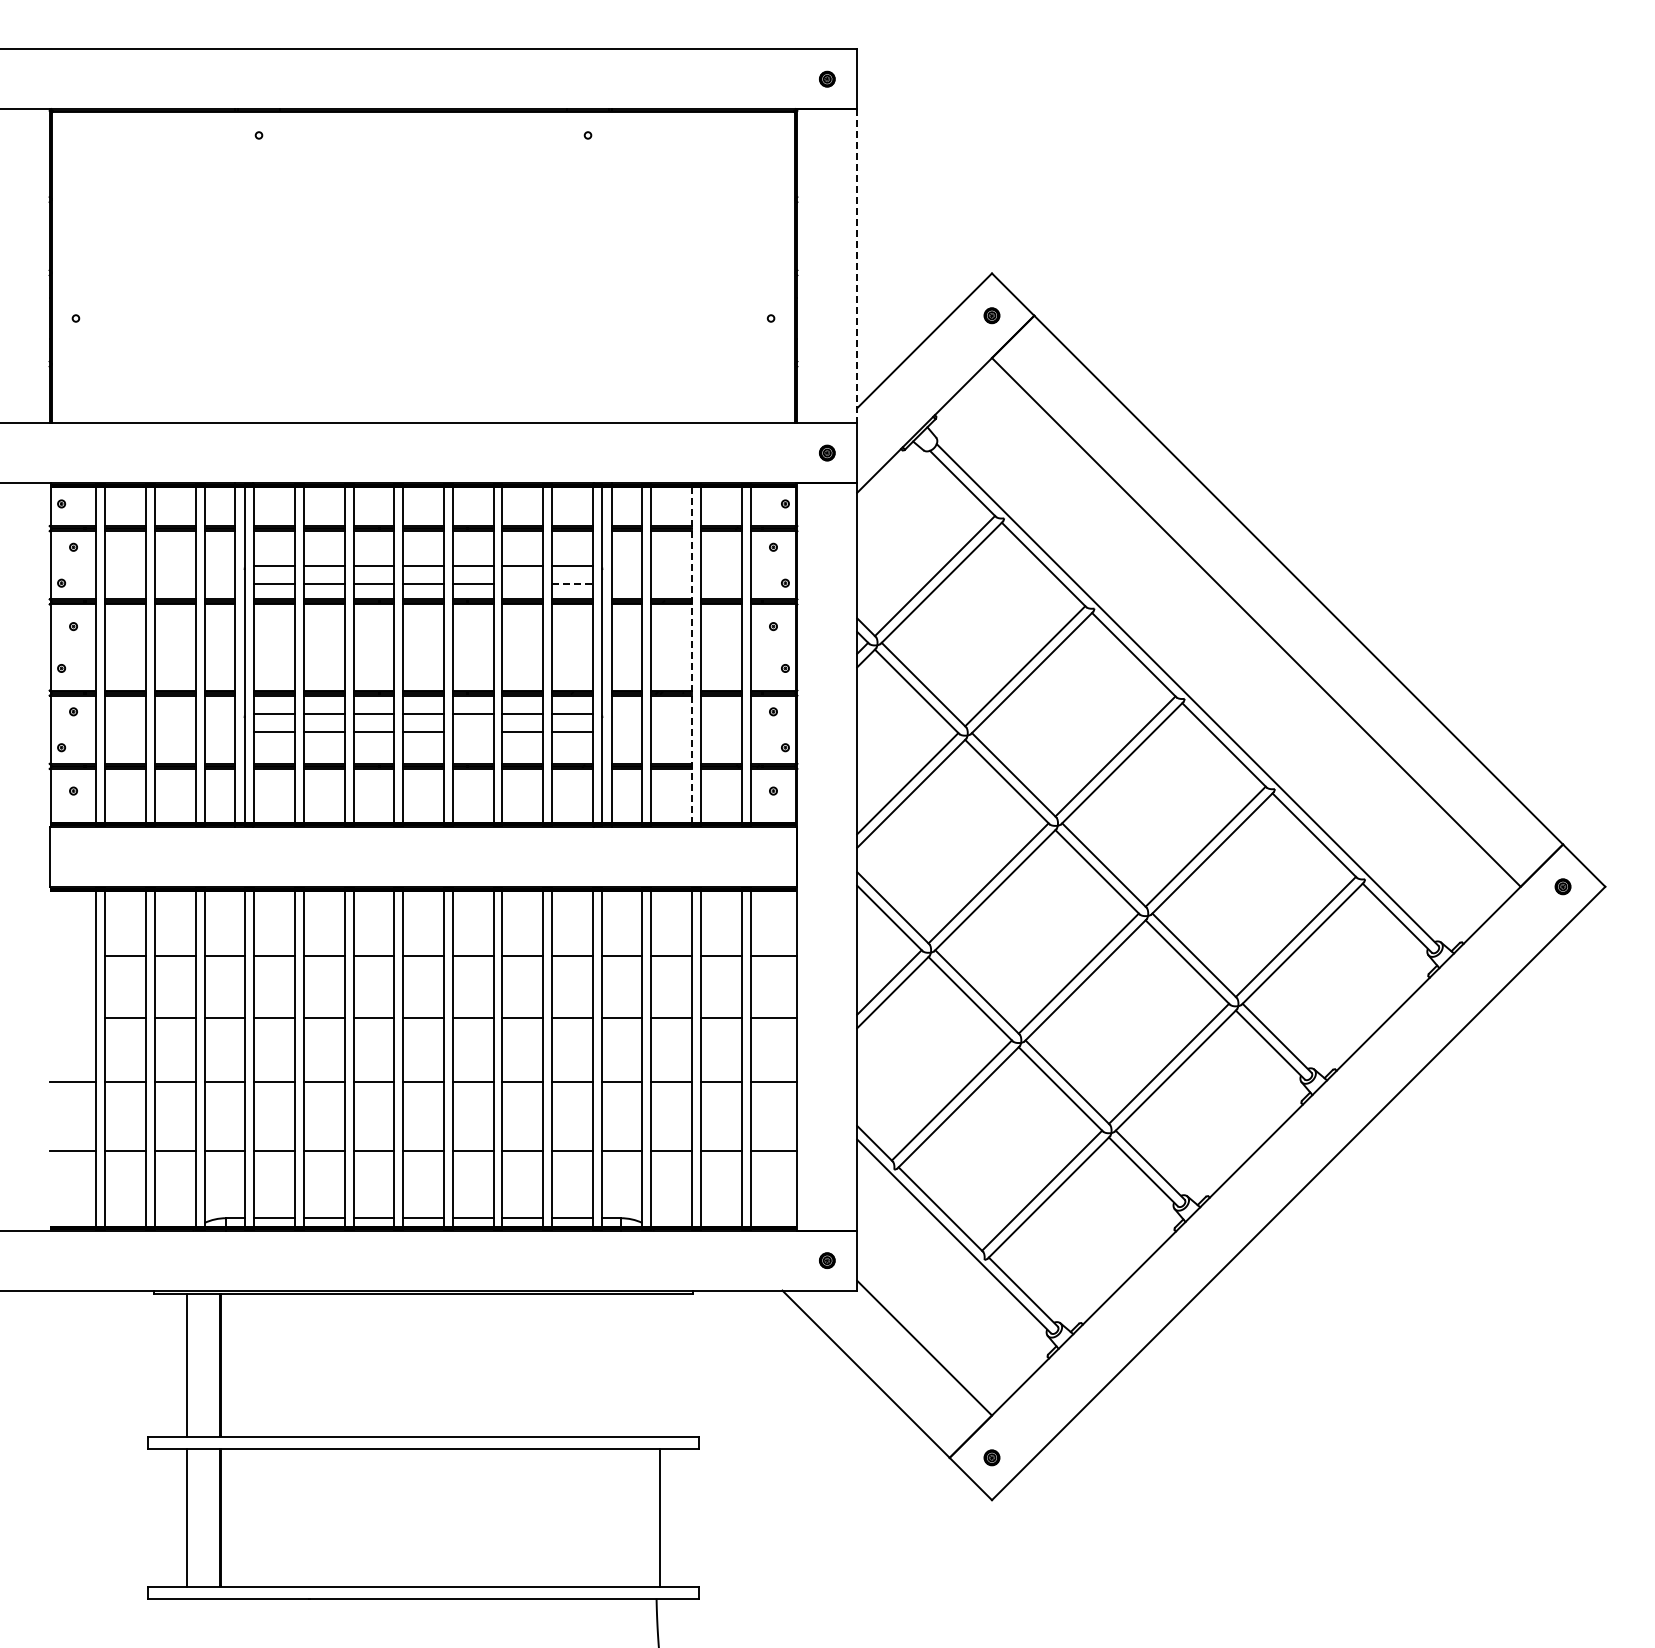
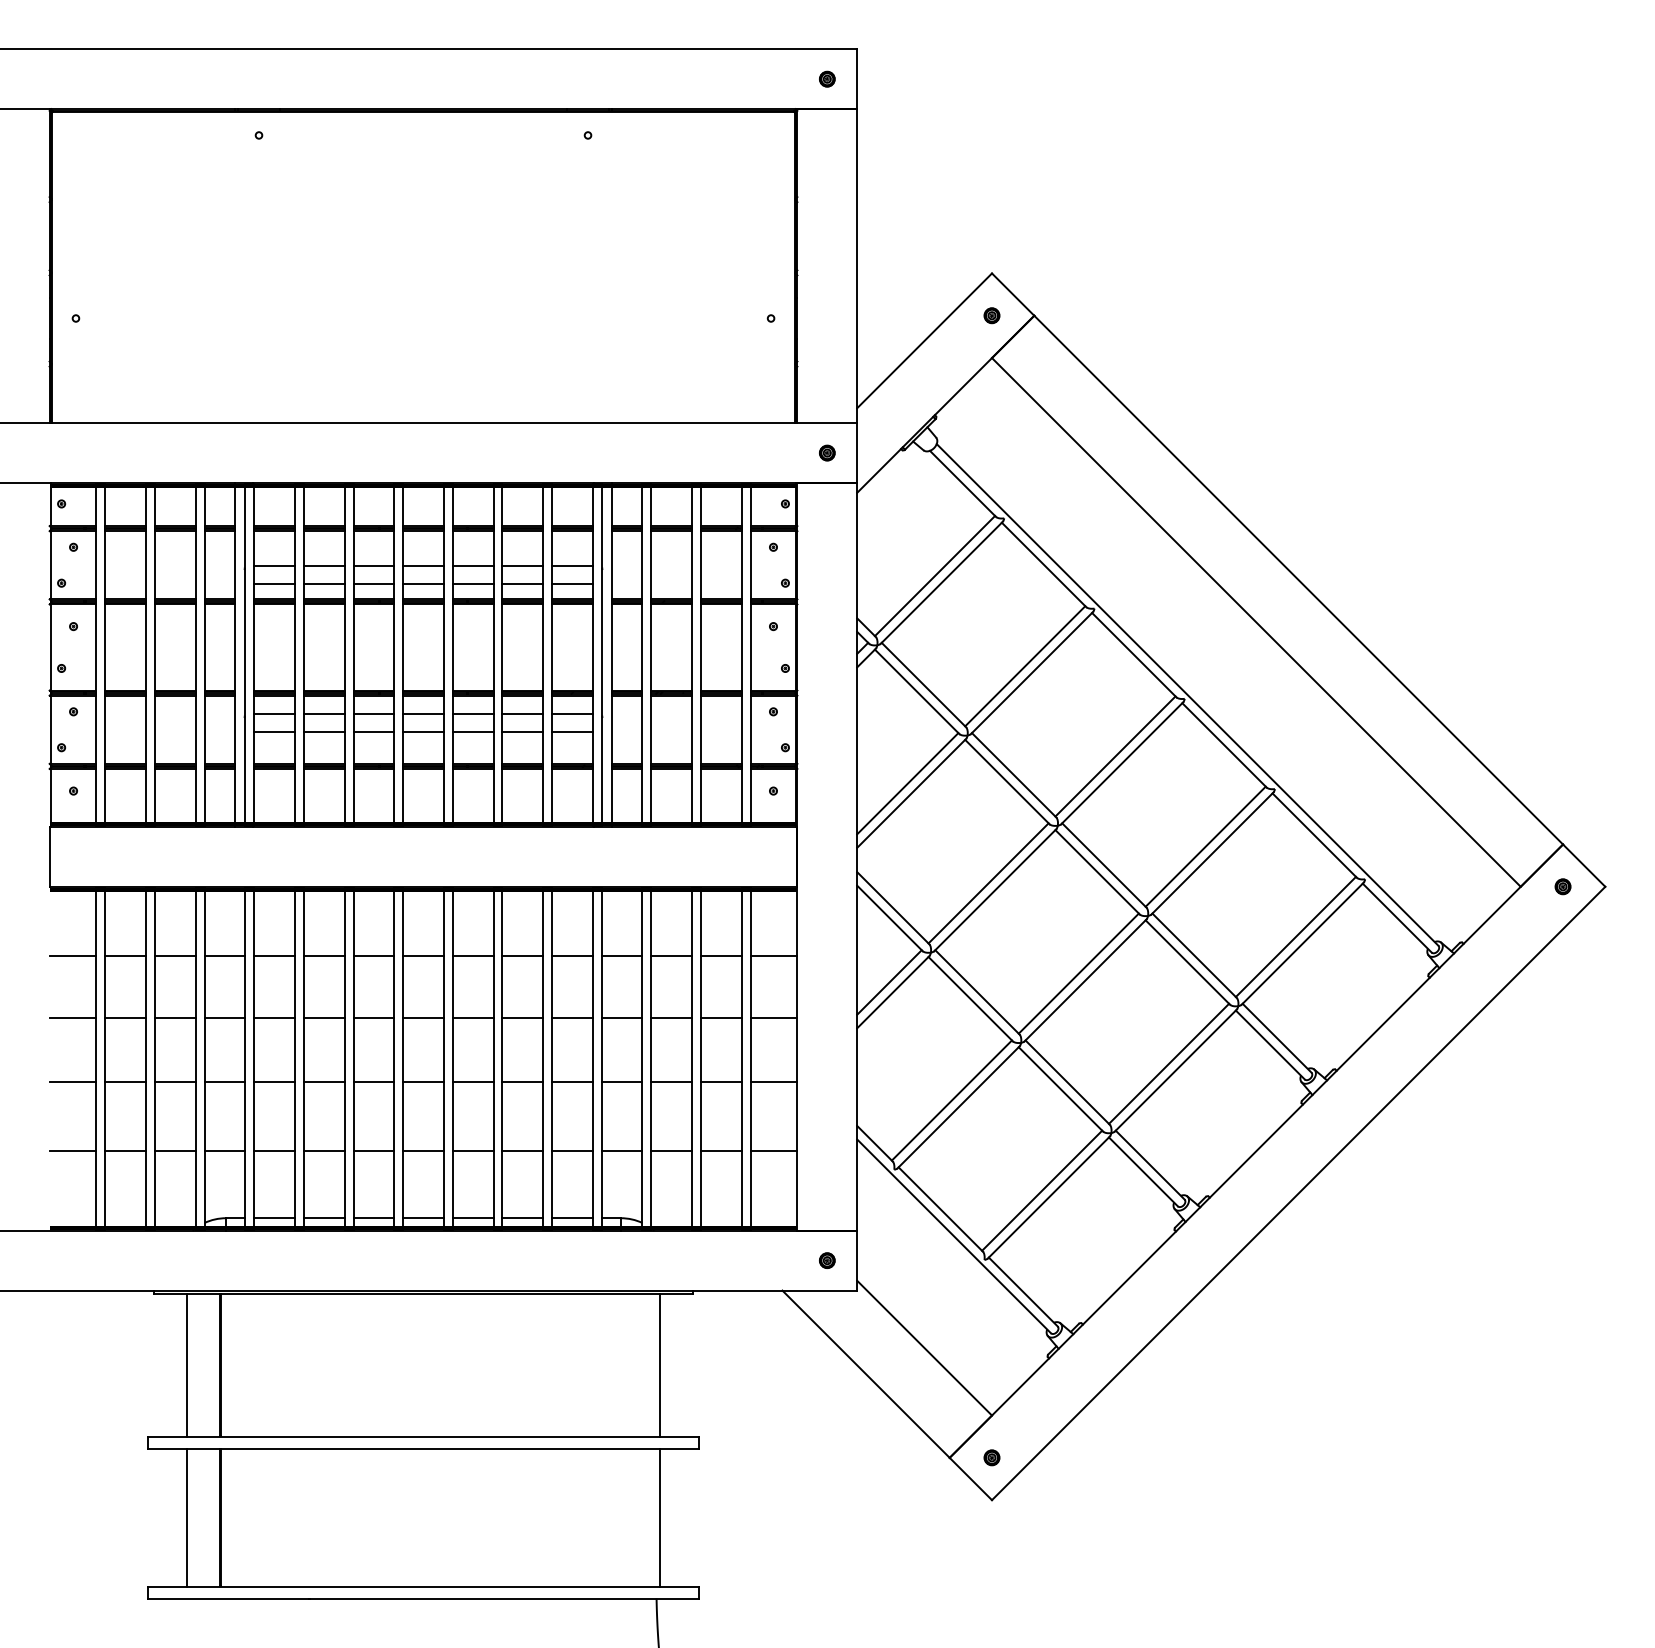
line: dashed -> solid (857, 266)
line: none -> present (522, 584)
line: dashed -> solid (572, 584)
line: dashed -> solid (692, 655)
line: none -> present (472, 732)
line: none -> present (72, 956)
line: none -> present (72, 1018)
line: none -> present (659, 1365)
